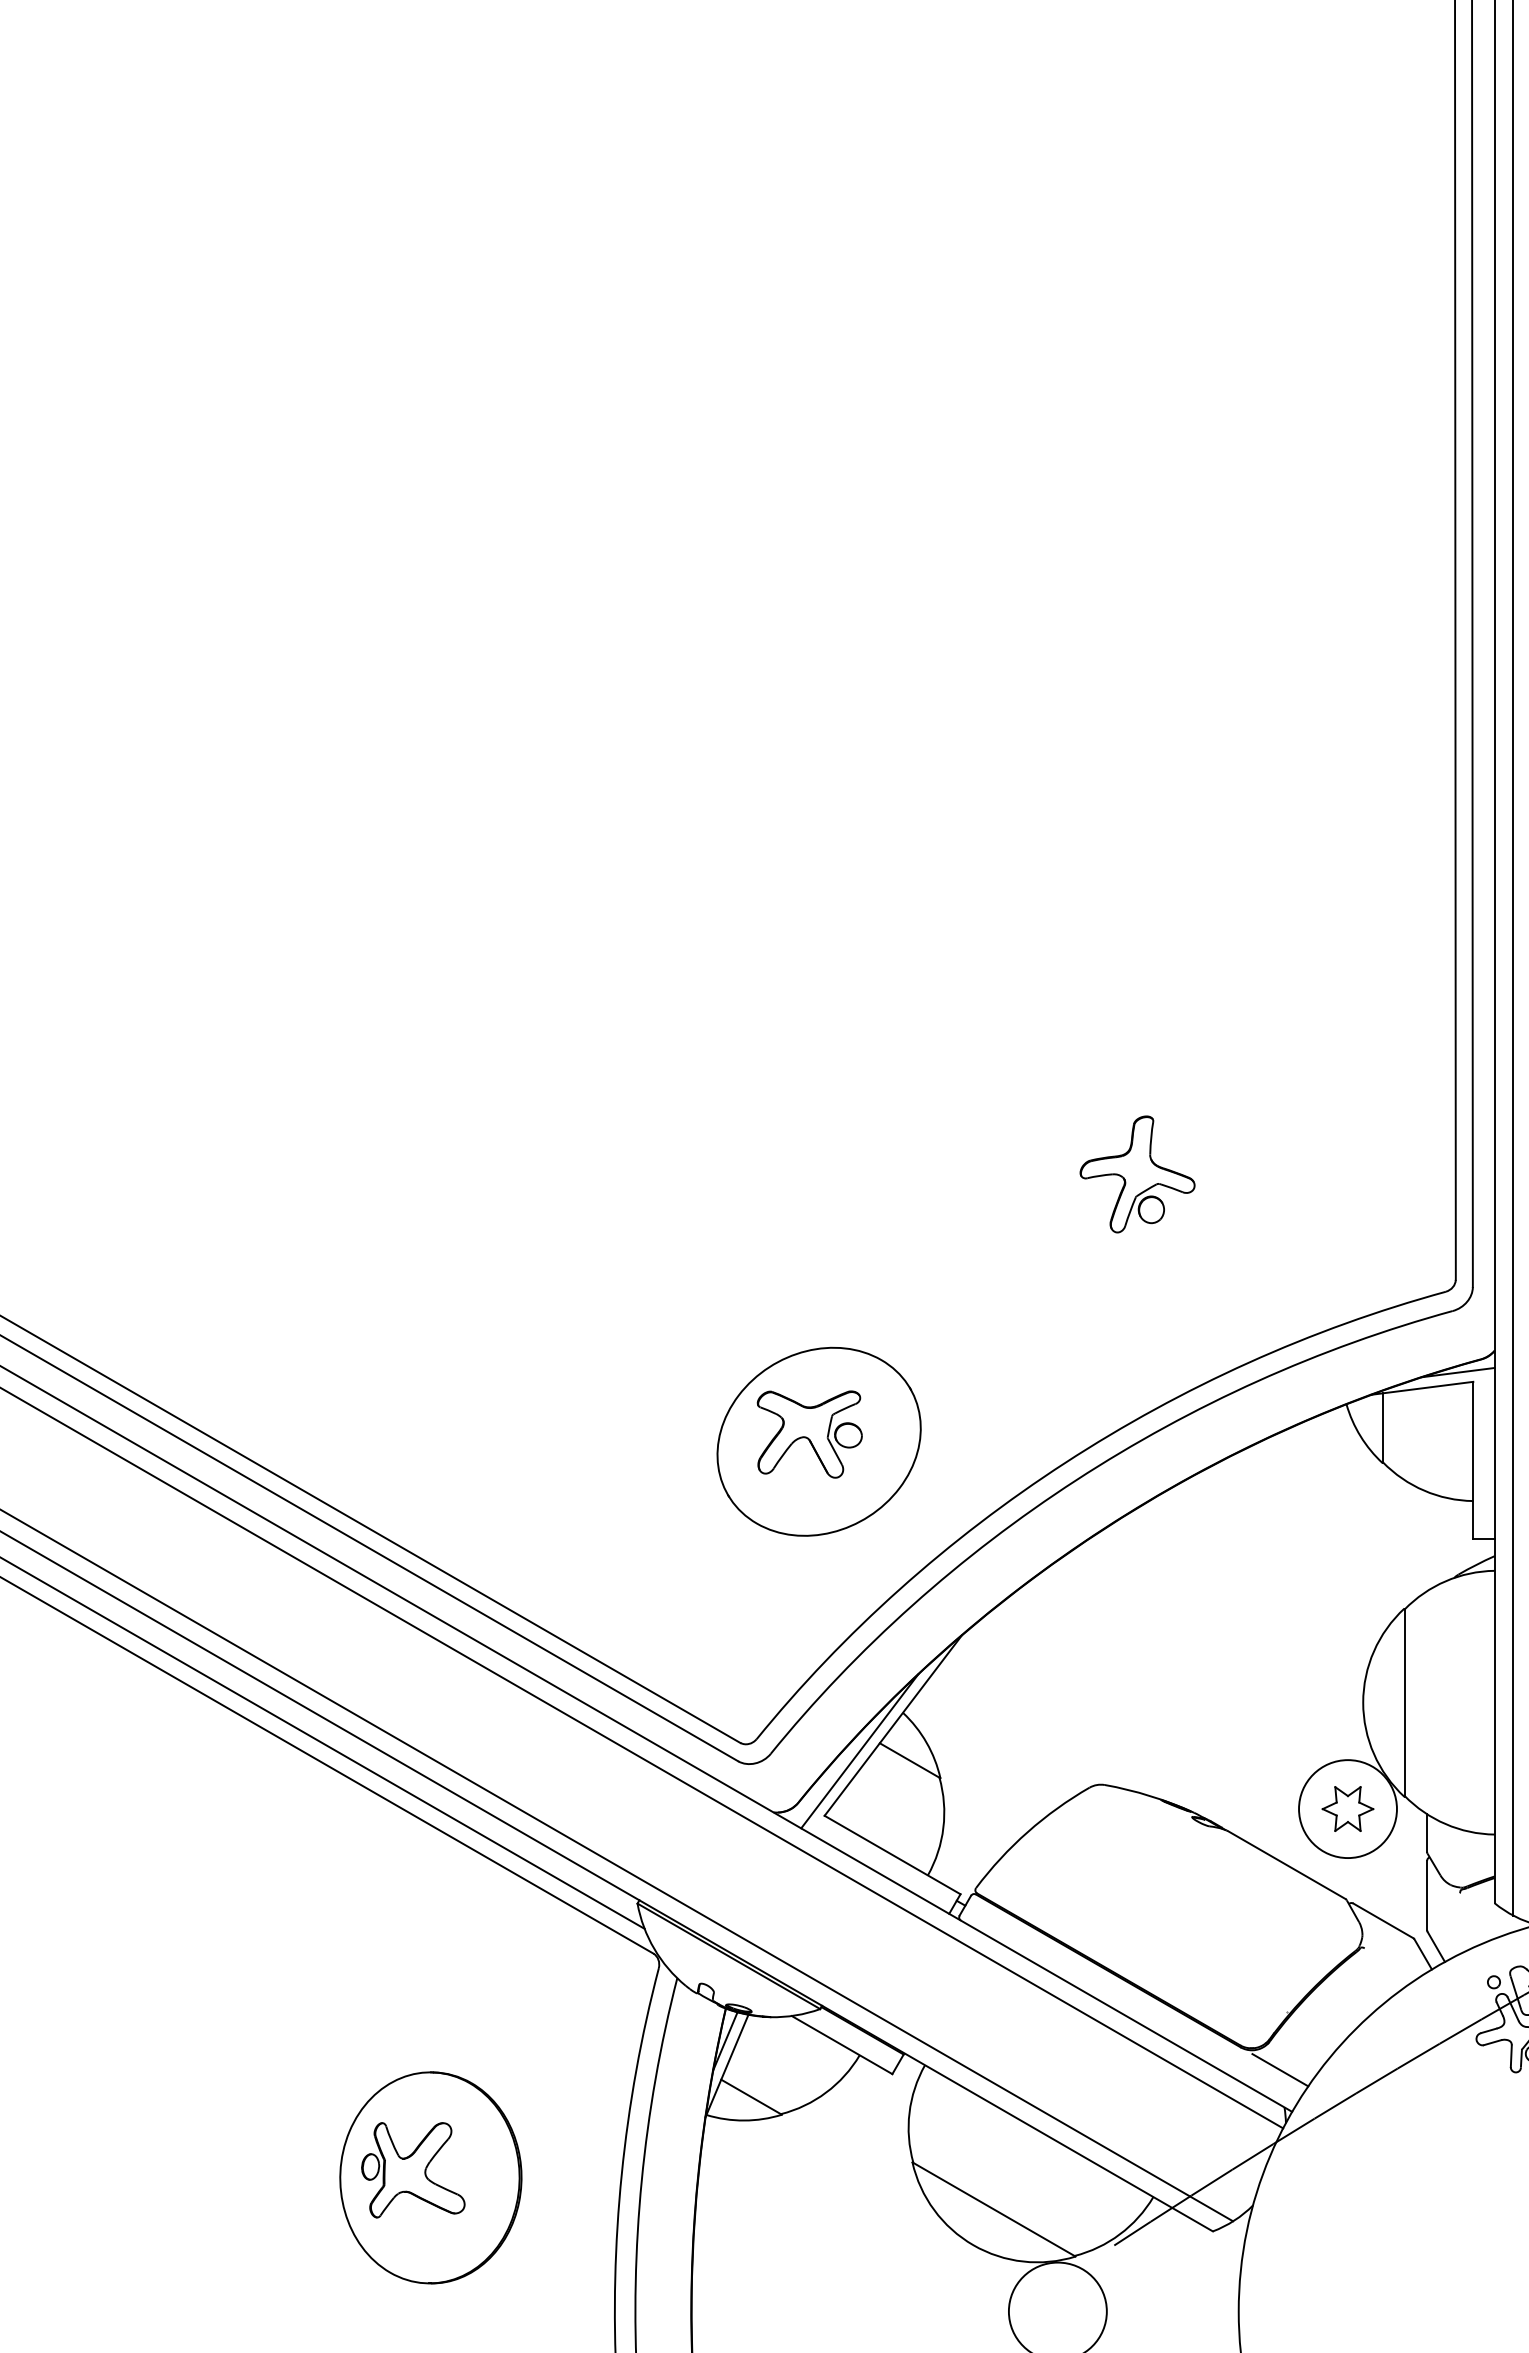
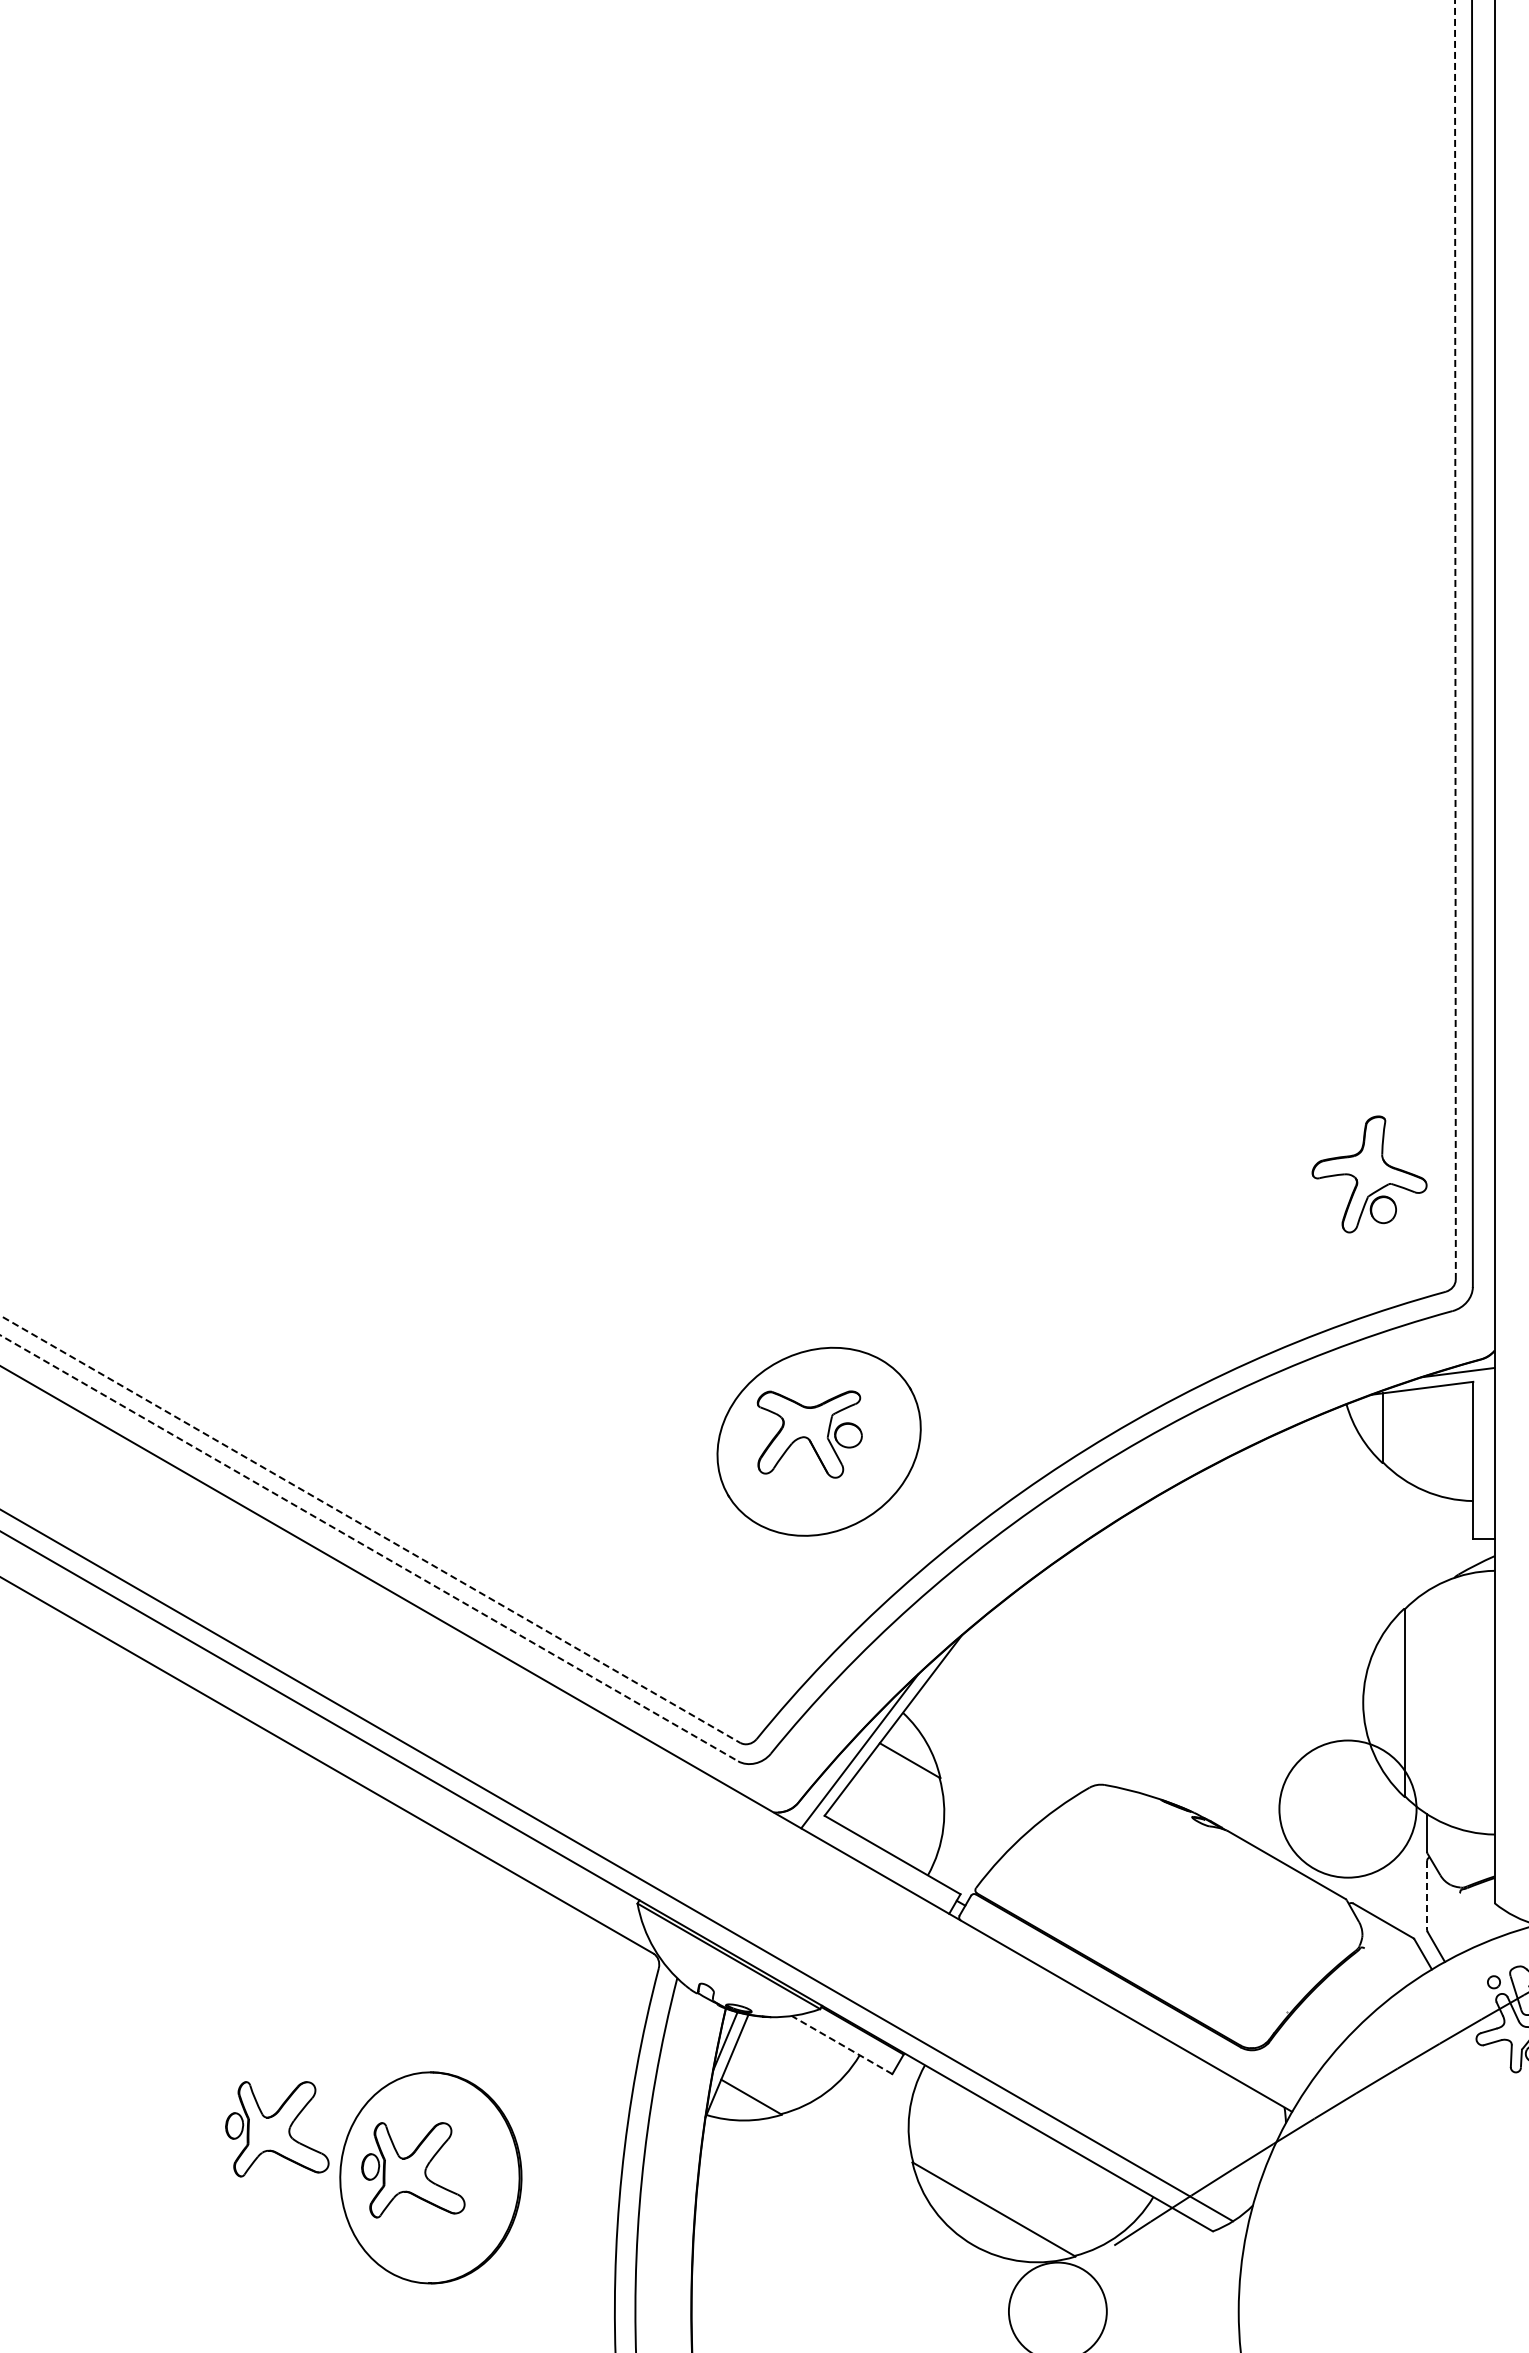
line: solid -> dashed (1455, 639)
line: present -> none (1513, 958)
part position: (1137, 1174) -> (1369, 1174) (1369, 1174)
line: solid -> dashed (370, 1529)
line: solid -> dashed (369, 1548)
line: present -> none (323, 1743)
line: present -> none (642, 1758)
part: present -> none (1347, 1808)
circle diameter: 98 px -> 137 px (1347, 1808)
line: solid -> dashed (1427, 1895)
line: solid -> dashed (841, 2044)
line: present -> none (1280, 2070)
part: none -> present (277, 2129)
